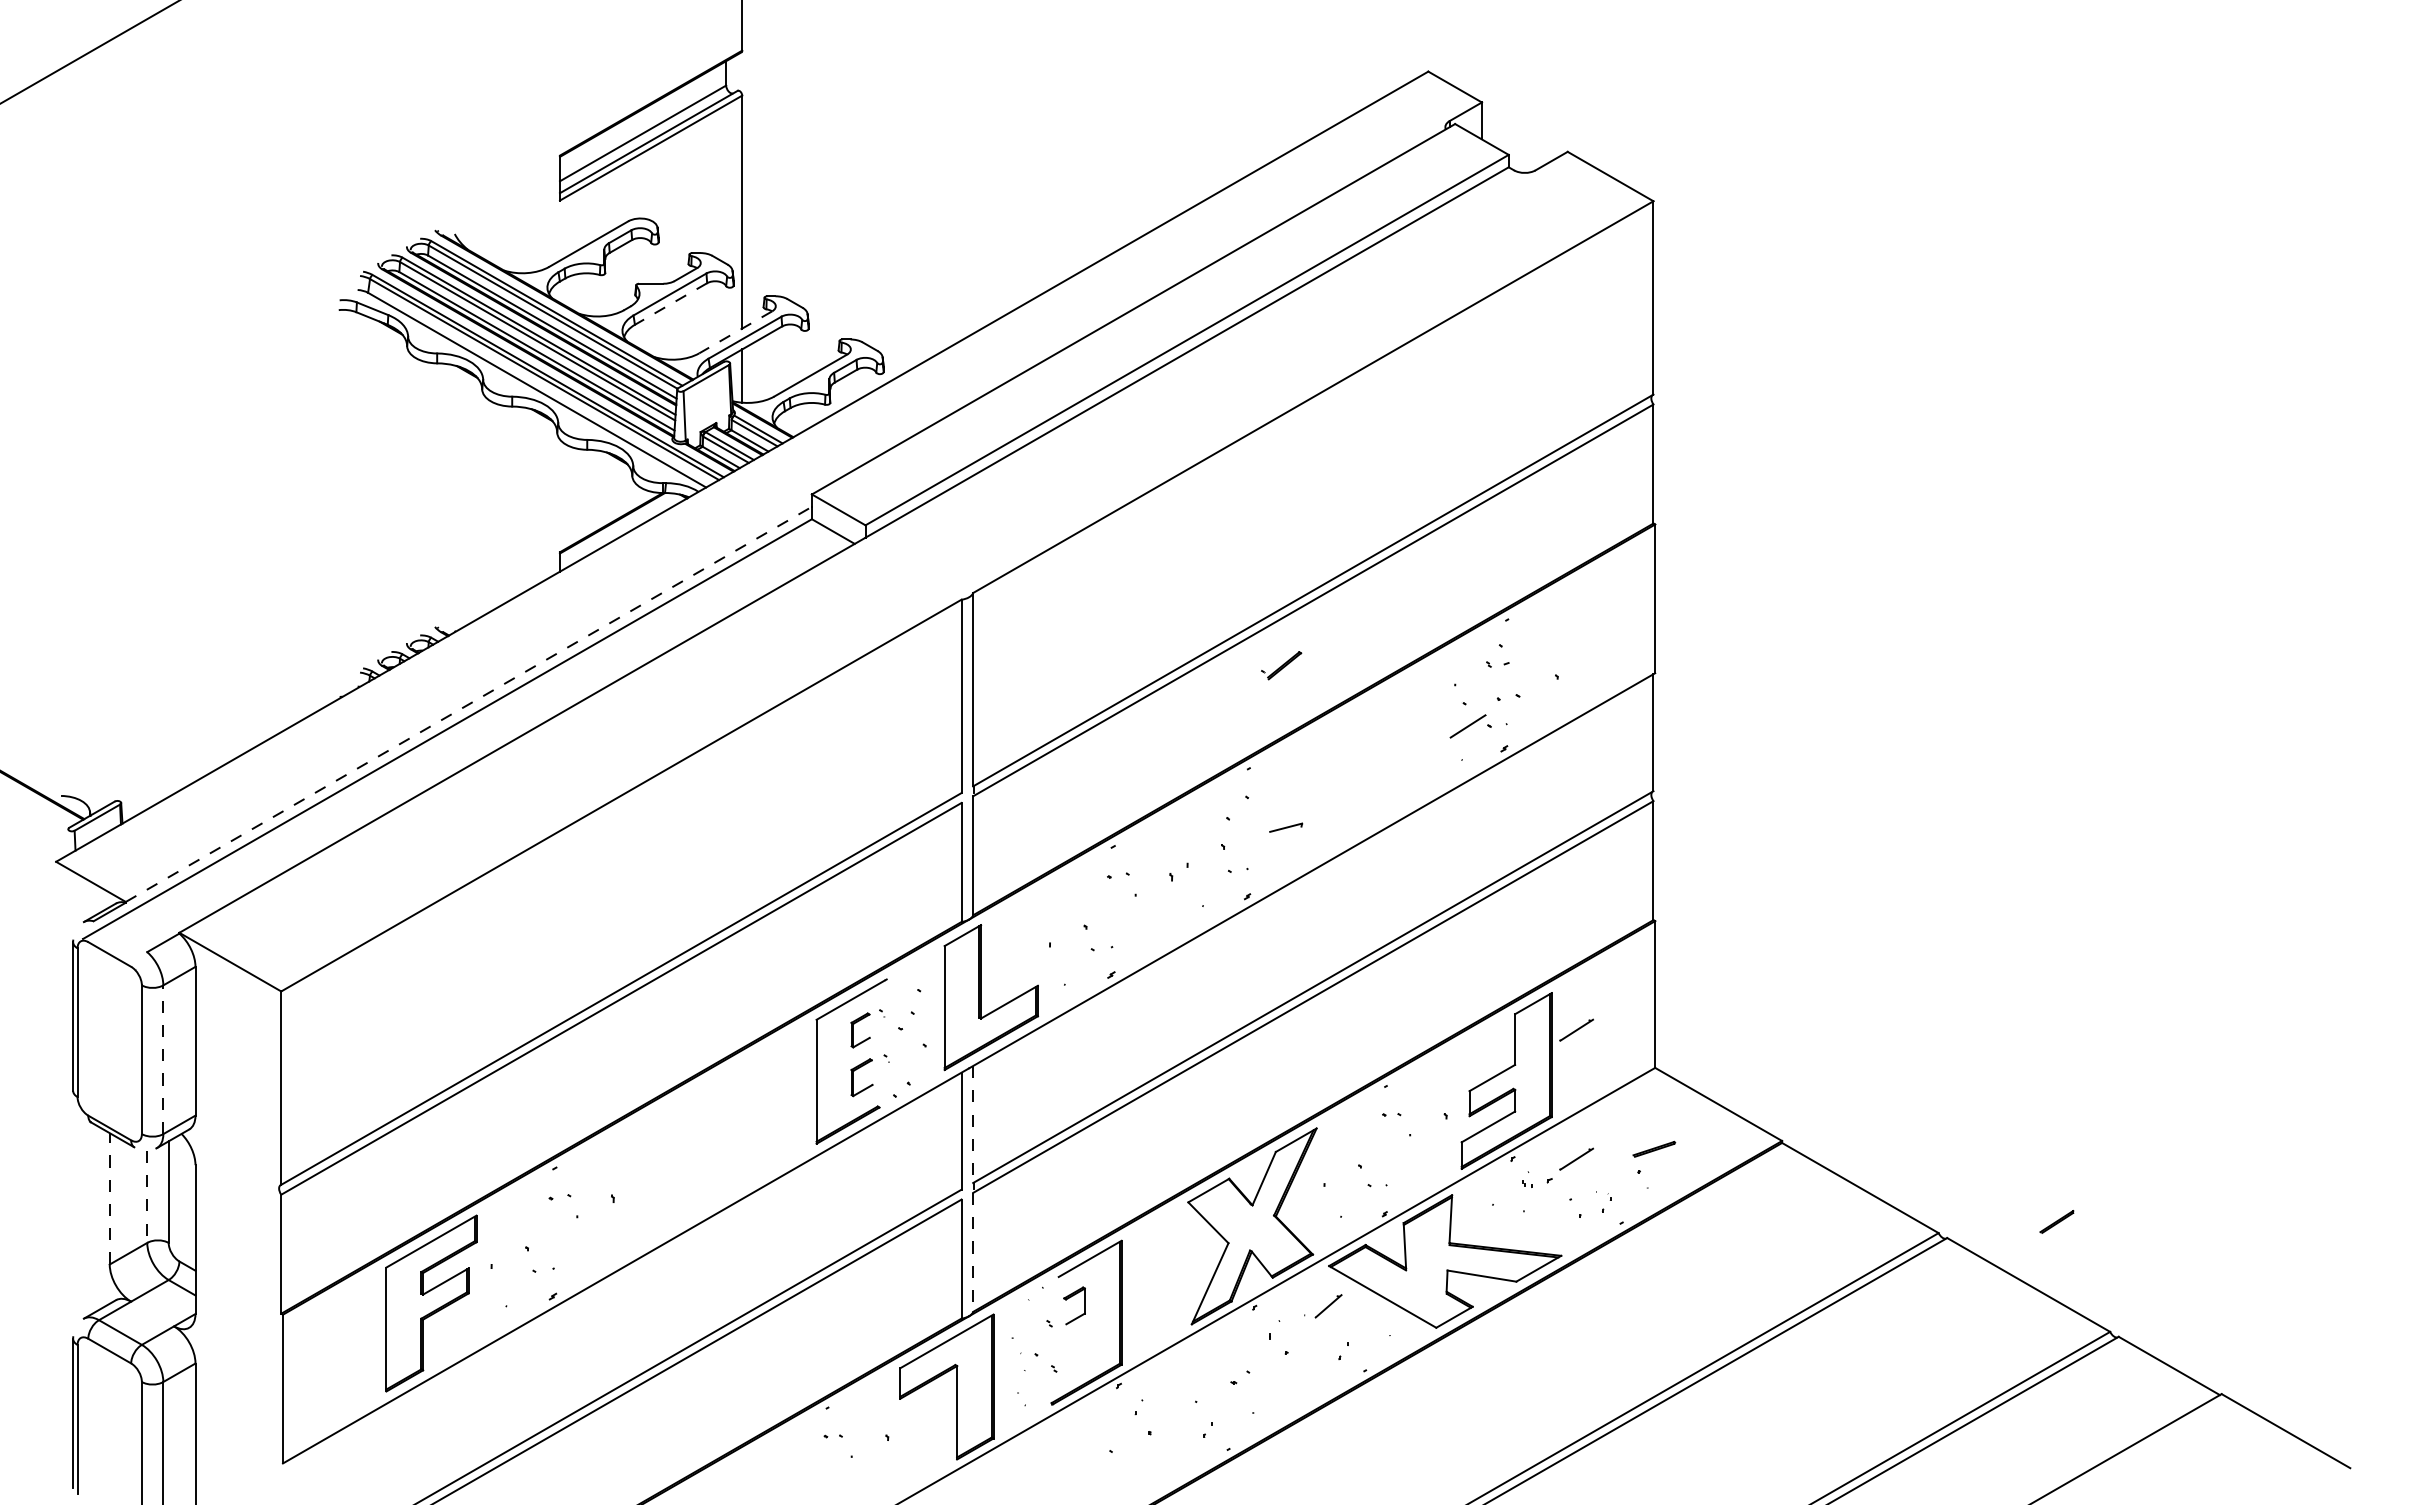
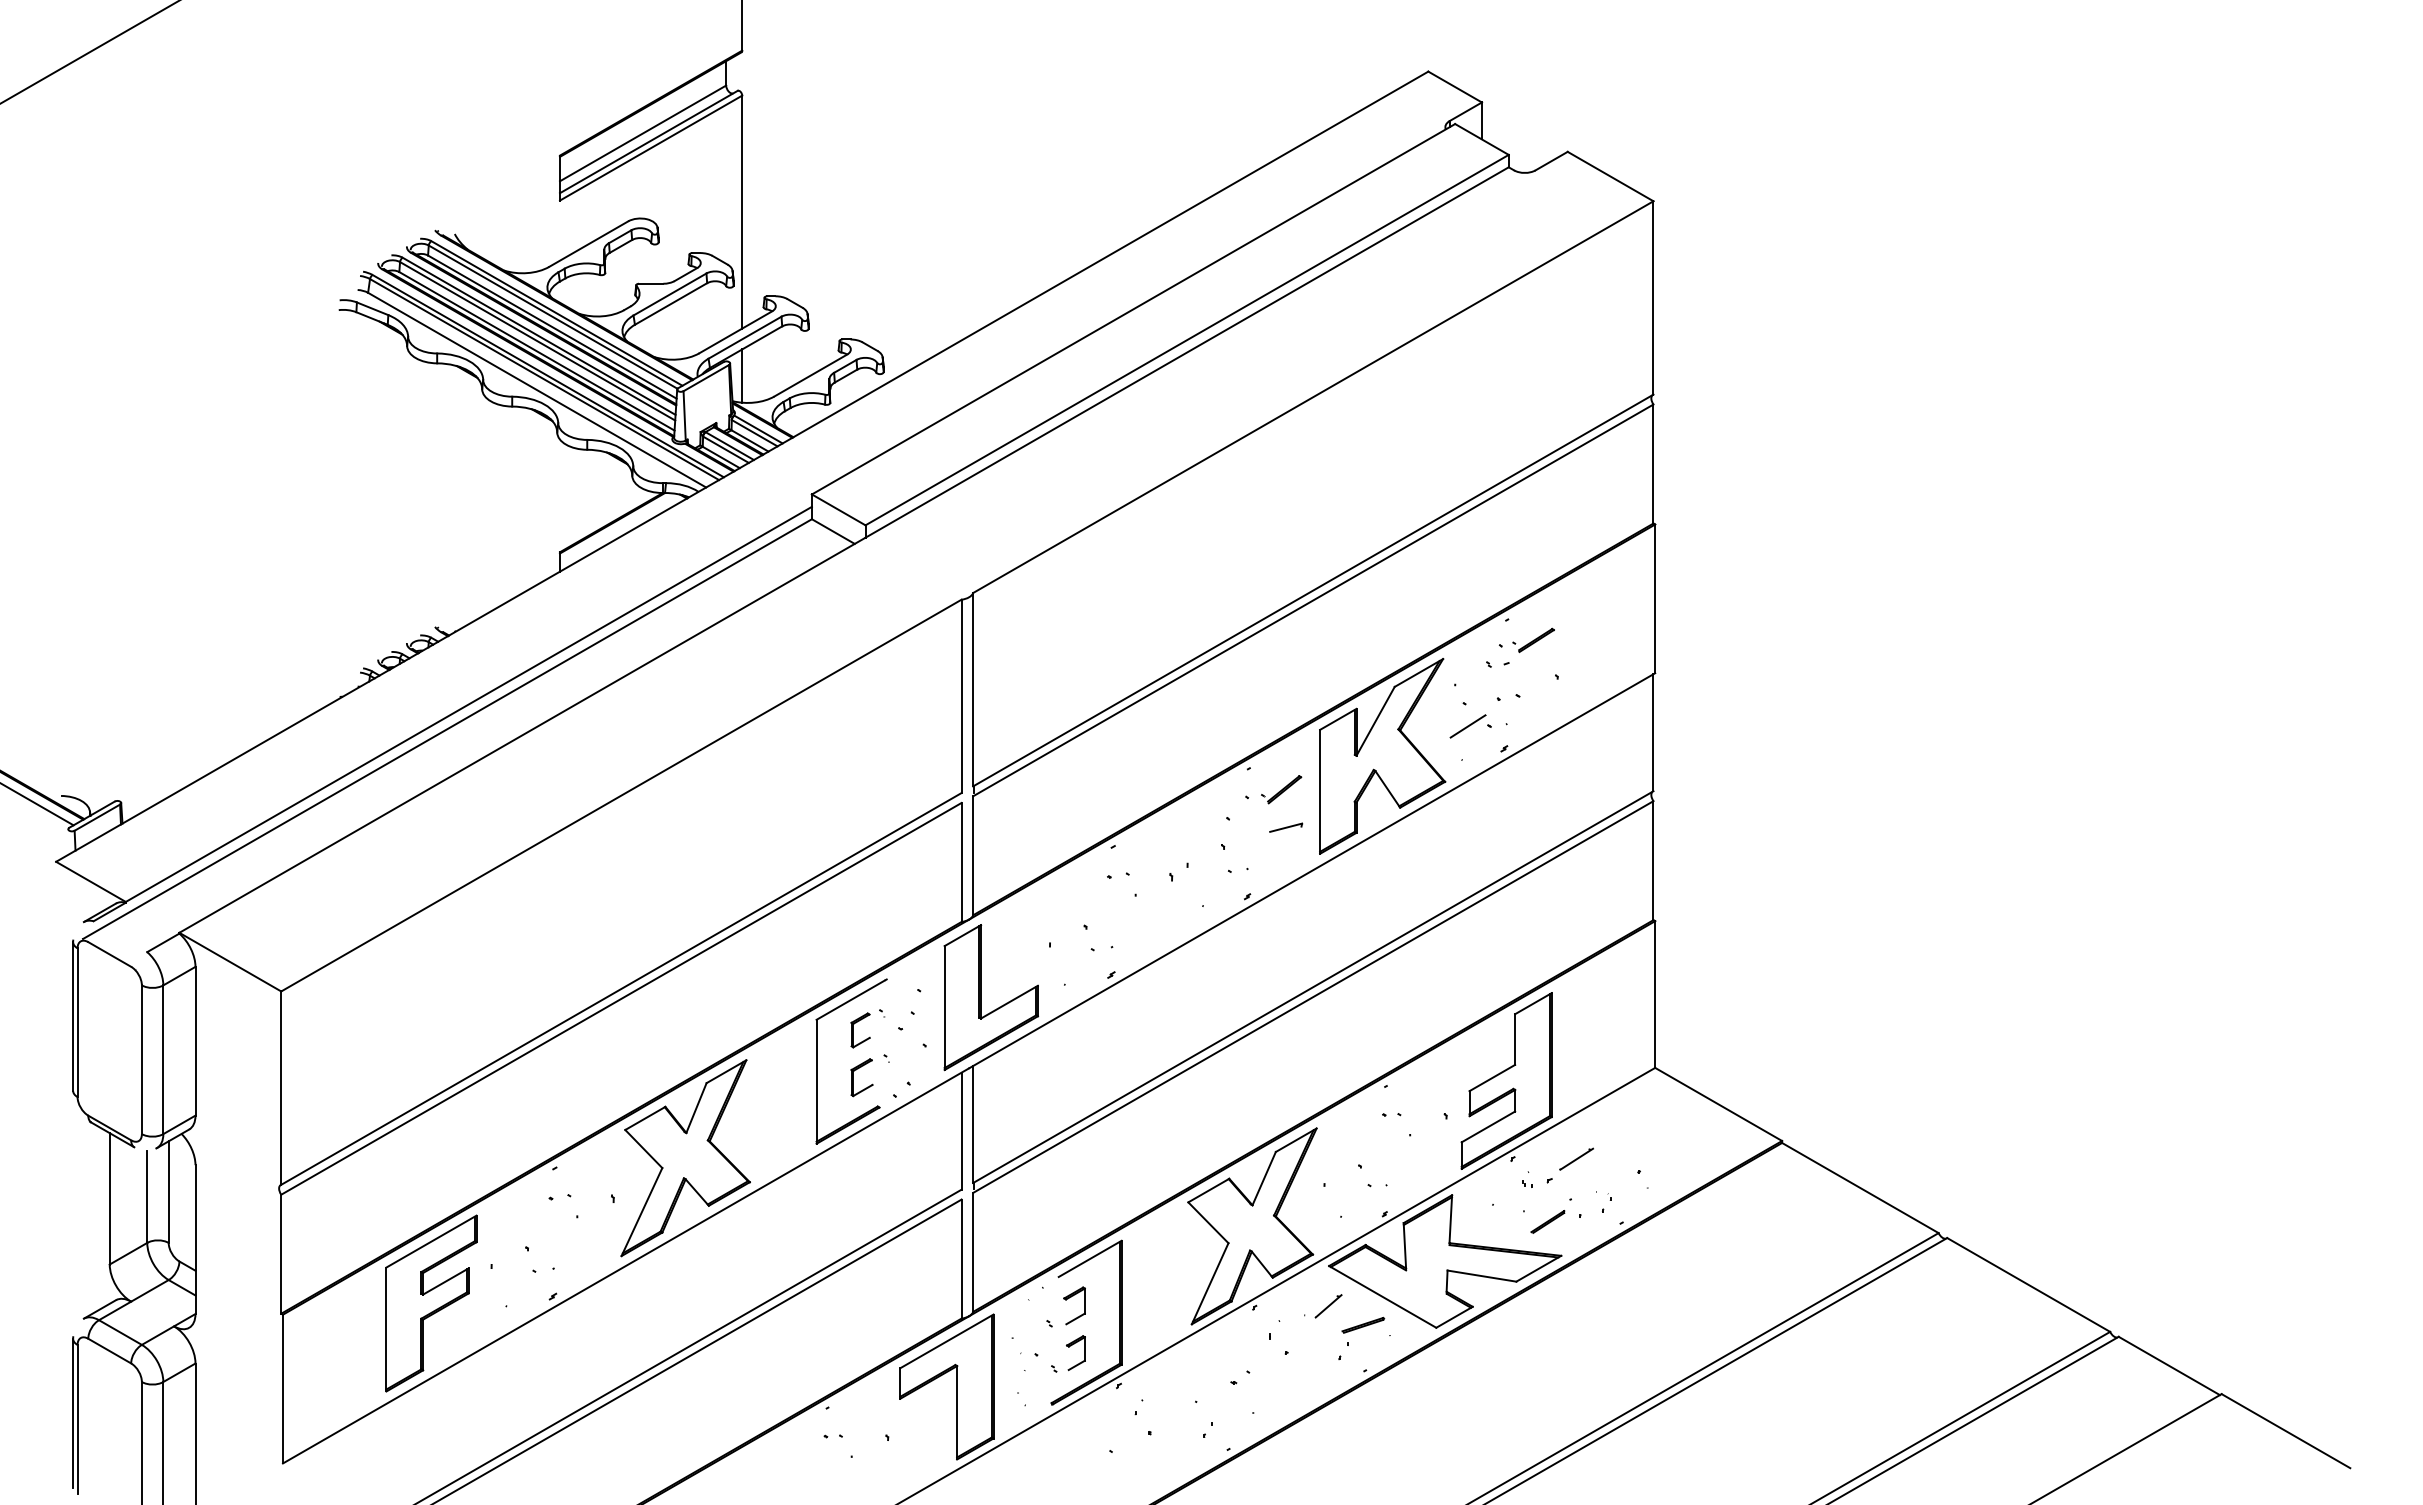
line: dashed -> solid (671, 304)
line: dashed -> solid (735, 332)
part: none -> present (1533, 639)
part position: (1281, 665) -> (1281, 789) (1281, 789)
line: dashed -> solid (468, 704)
part: none -> present (1382, 756)
line: none -> present (37, 804)
part: present -> none (1576, 1029)
line: dashed -> solid (163, 1059)
line: dashed -> solid (973, 1124)
part position: (1654, 1148) -> (1363, 1324) (1363, 1324)
part: none -> present (685, 1158)
line: dashed -> solid (147, 1197)
line: dashed -> solid (109, 1198)
line position: (2056, 1221) -> (1547, 1221) (1547, 1221)
line: dashed -> solid (973, 1252)
part: none -> present (1069, 1347)
